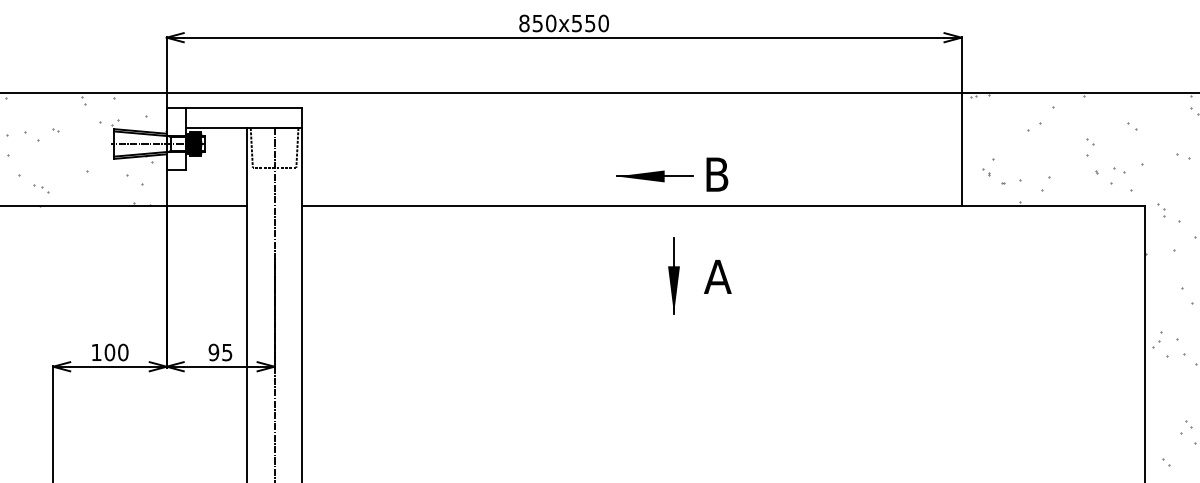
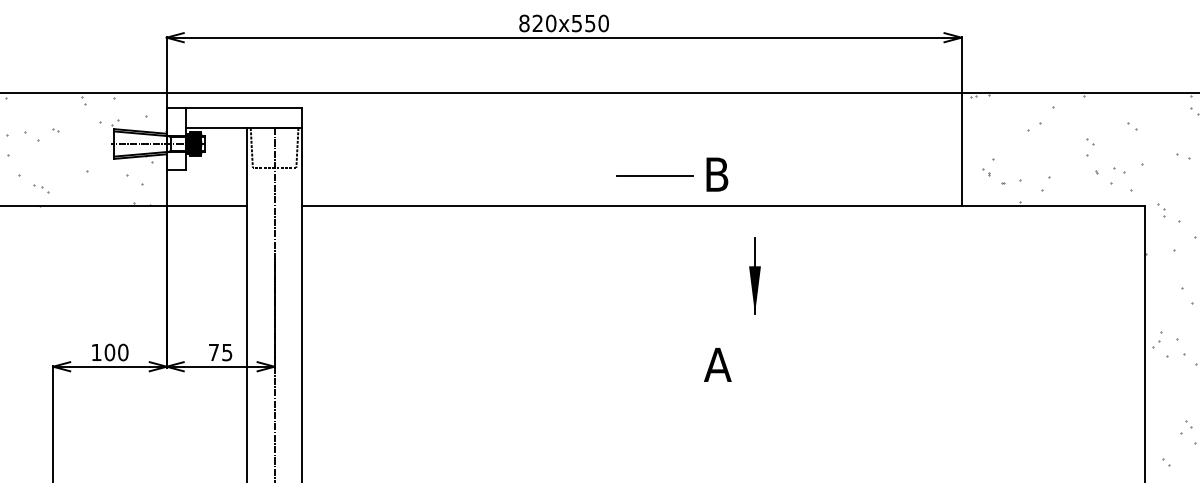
text: 850x550 -> 820x550 (537, 23)
fill: present -> none (640, 176)
part position: (673, 275) -> (754, 275) (754, 275)
text position: (717, 276) -> (717, 364) (717, 364)
text: 95 -> 75 (213, 352)
